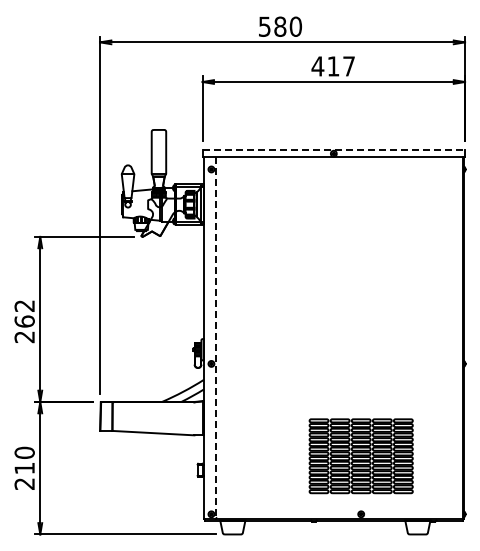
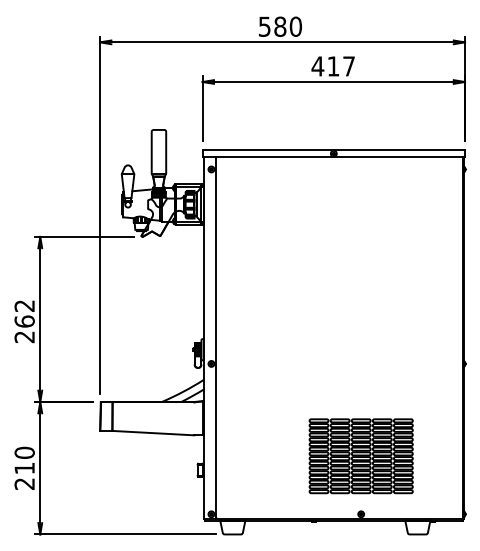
line: dashed -> solid (334, 149)
line: dashed -> solid (216, 337)
